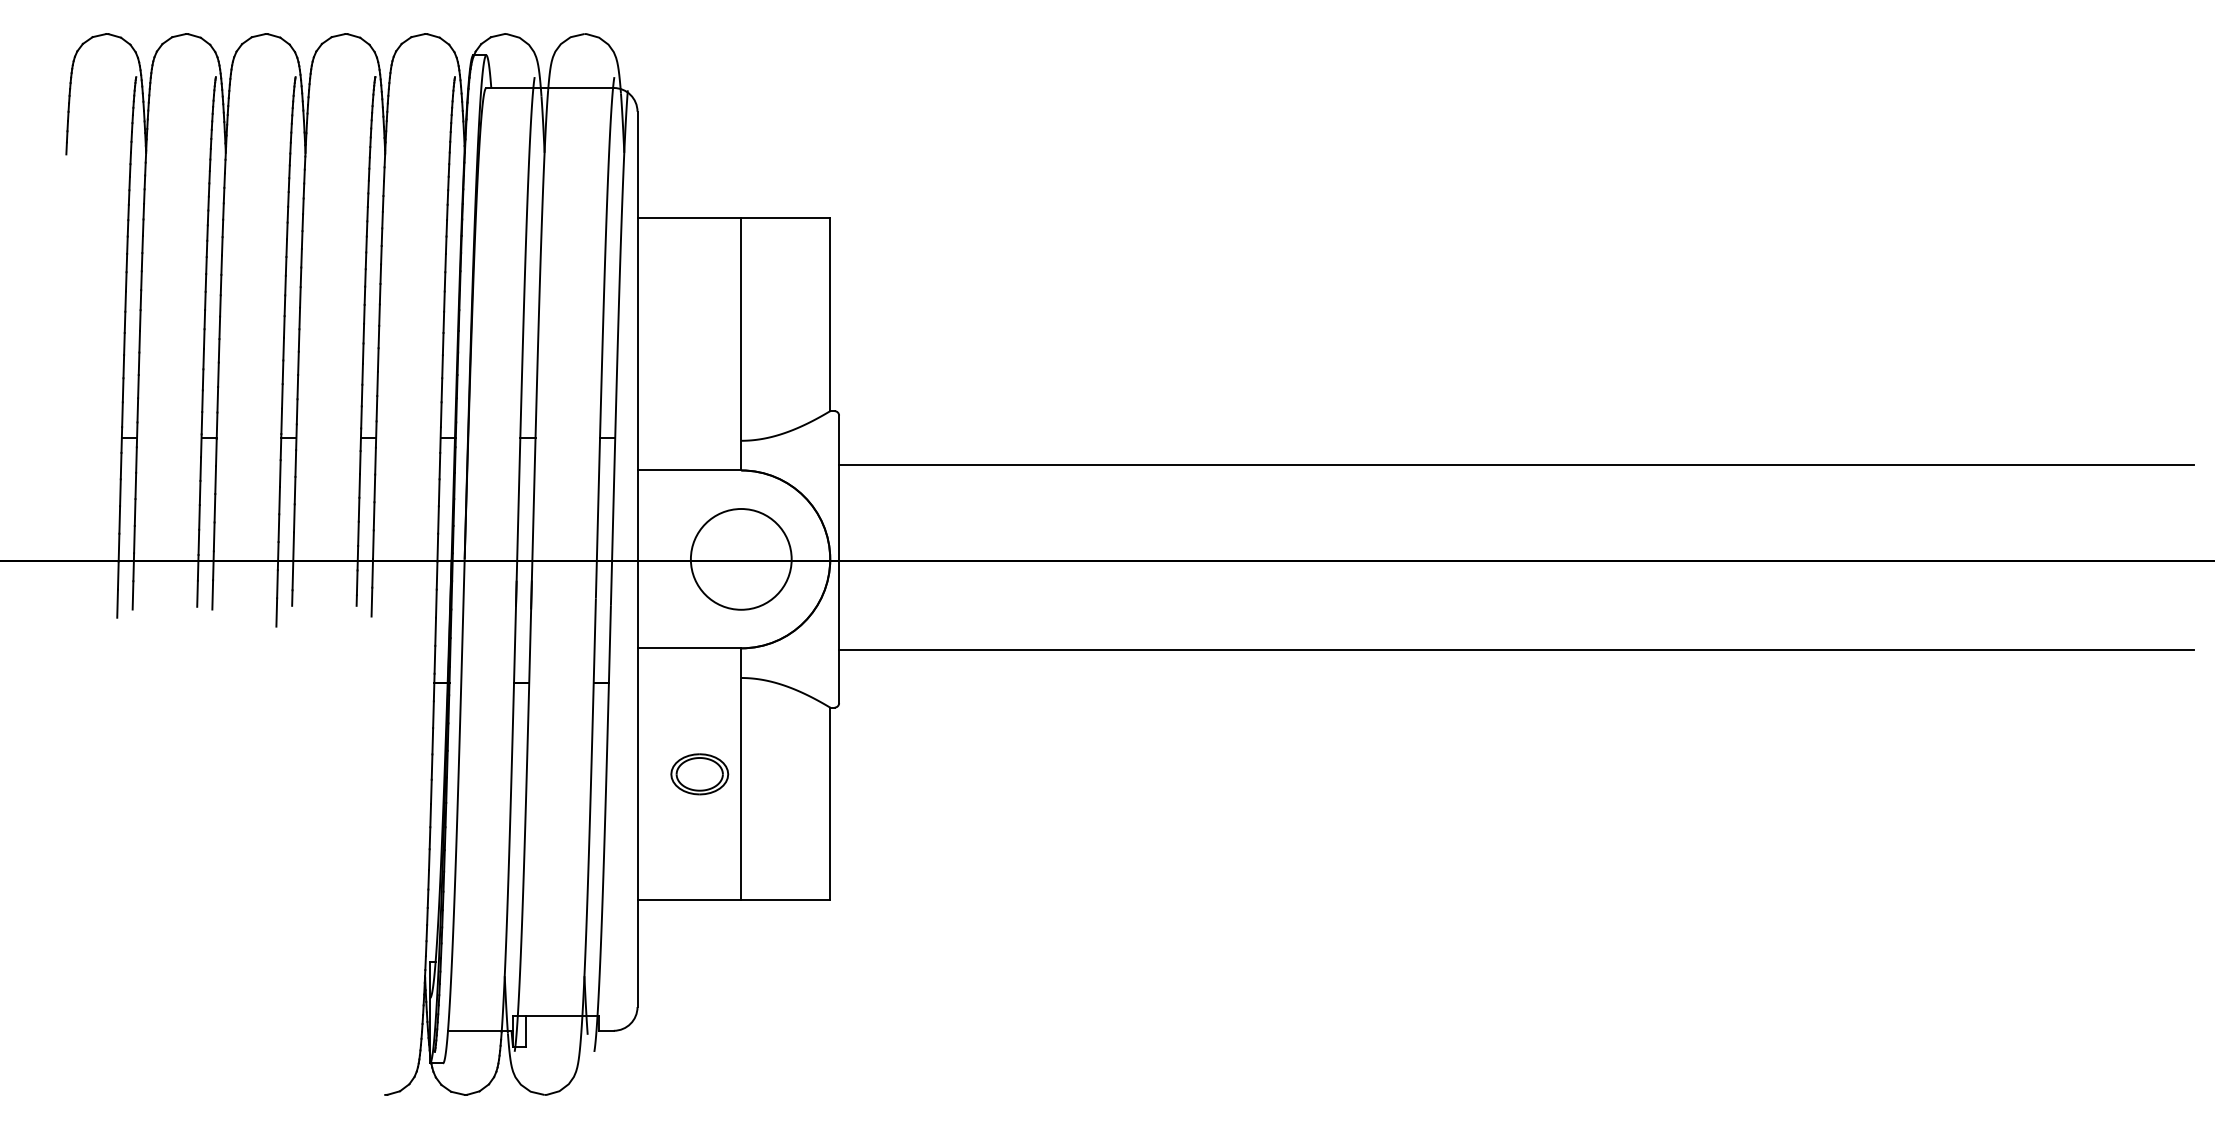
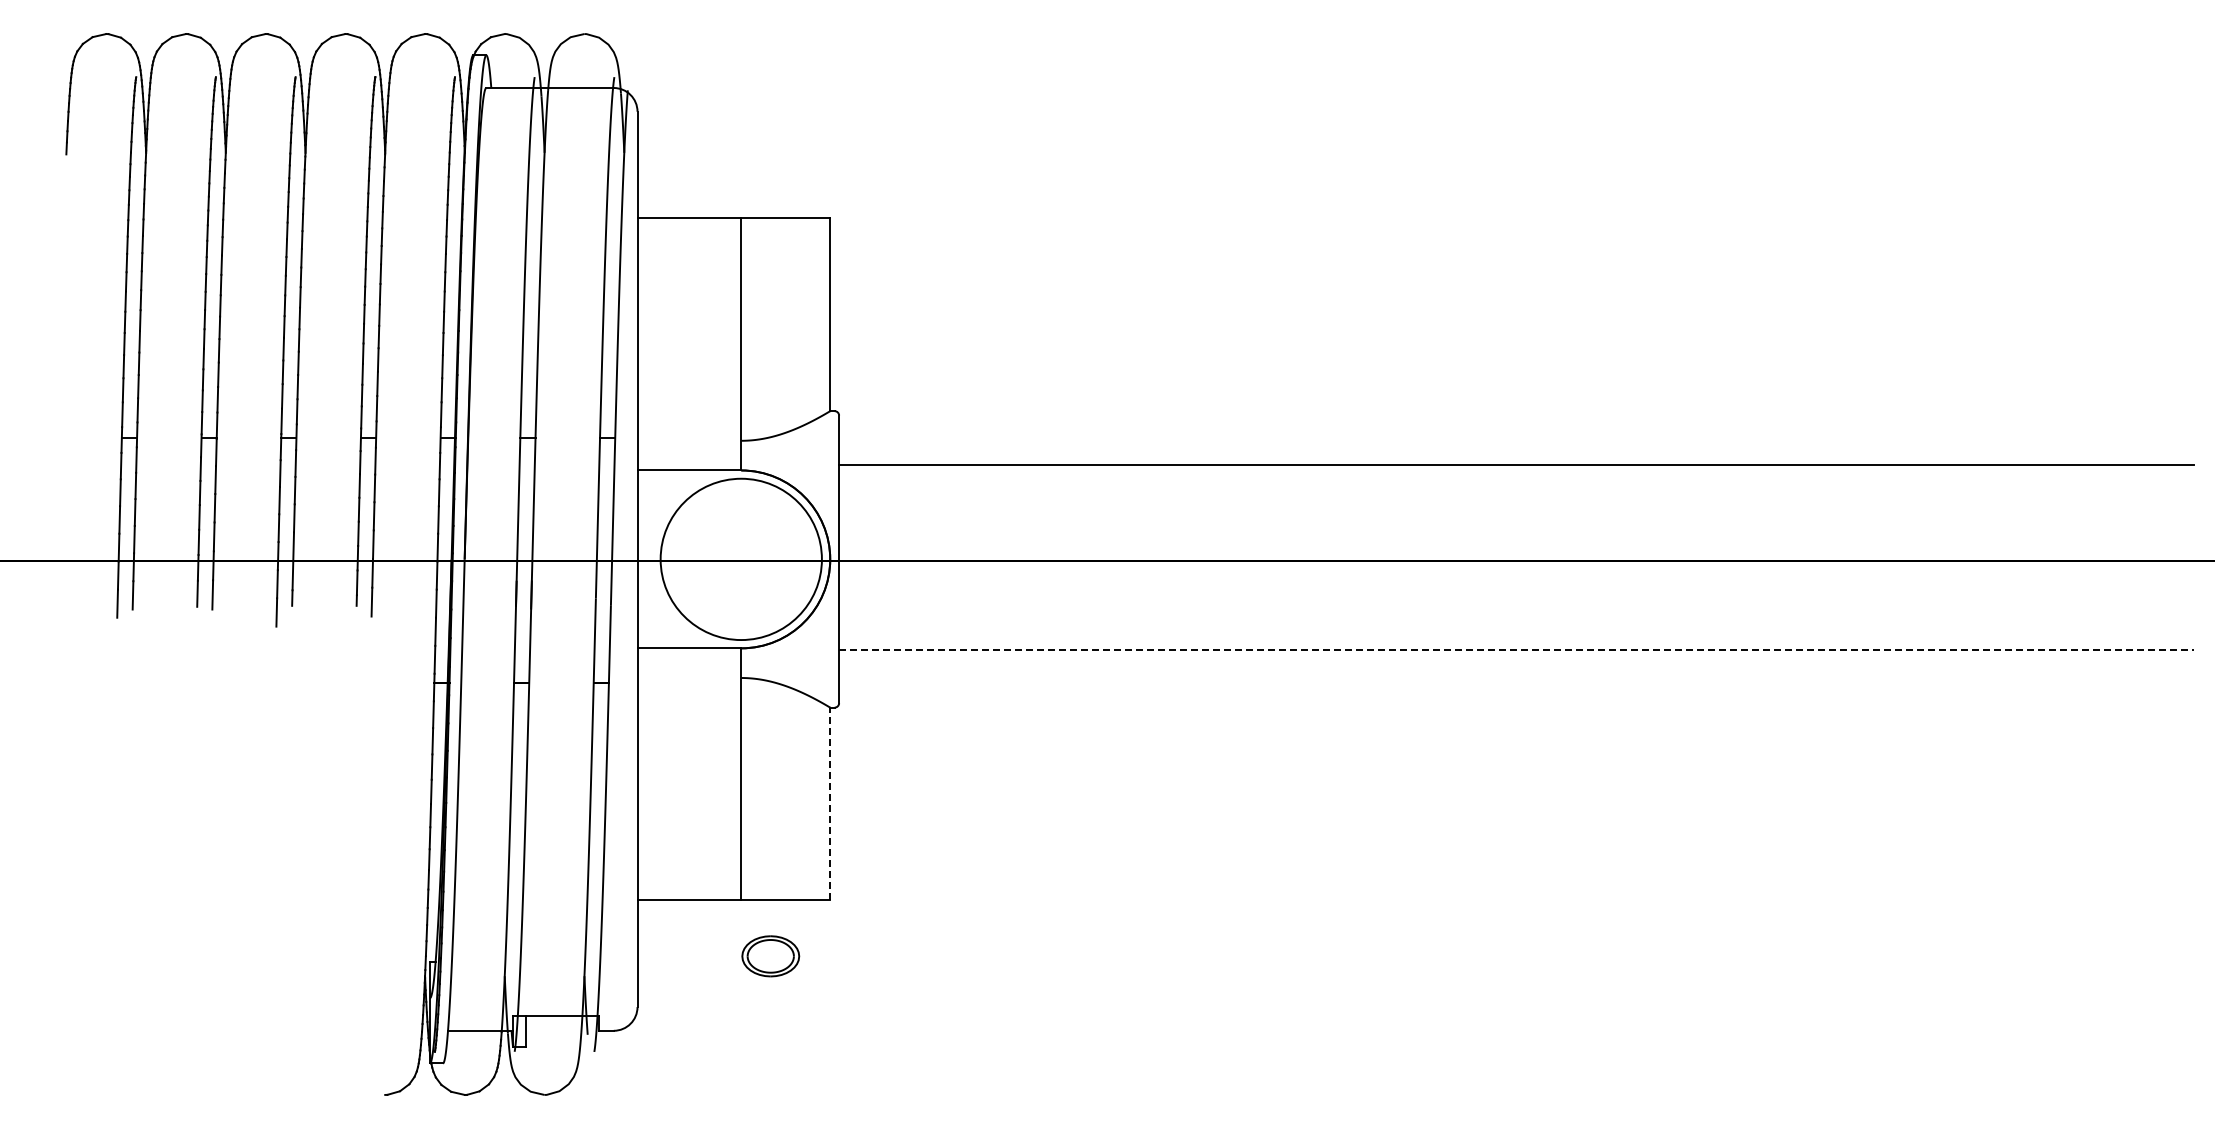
circle diameter: 101 px -> 161 px (740, 559)
line: solid -> dashed (1517, 649)
part position: (699, 774) -> (770, 956) (770, 956)
line: solid -> dashed (830, 803)
